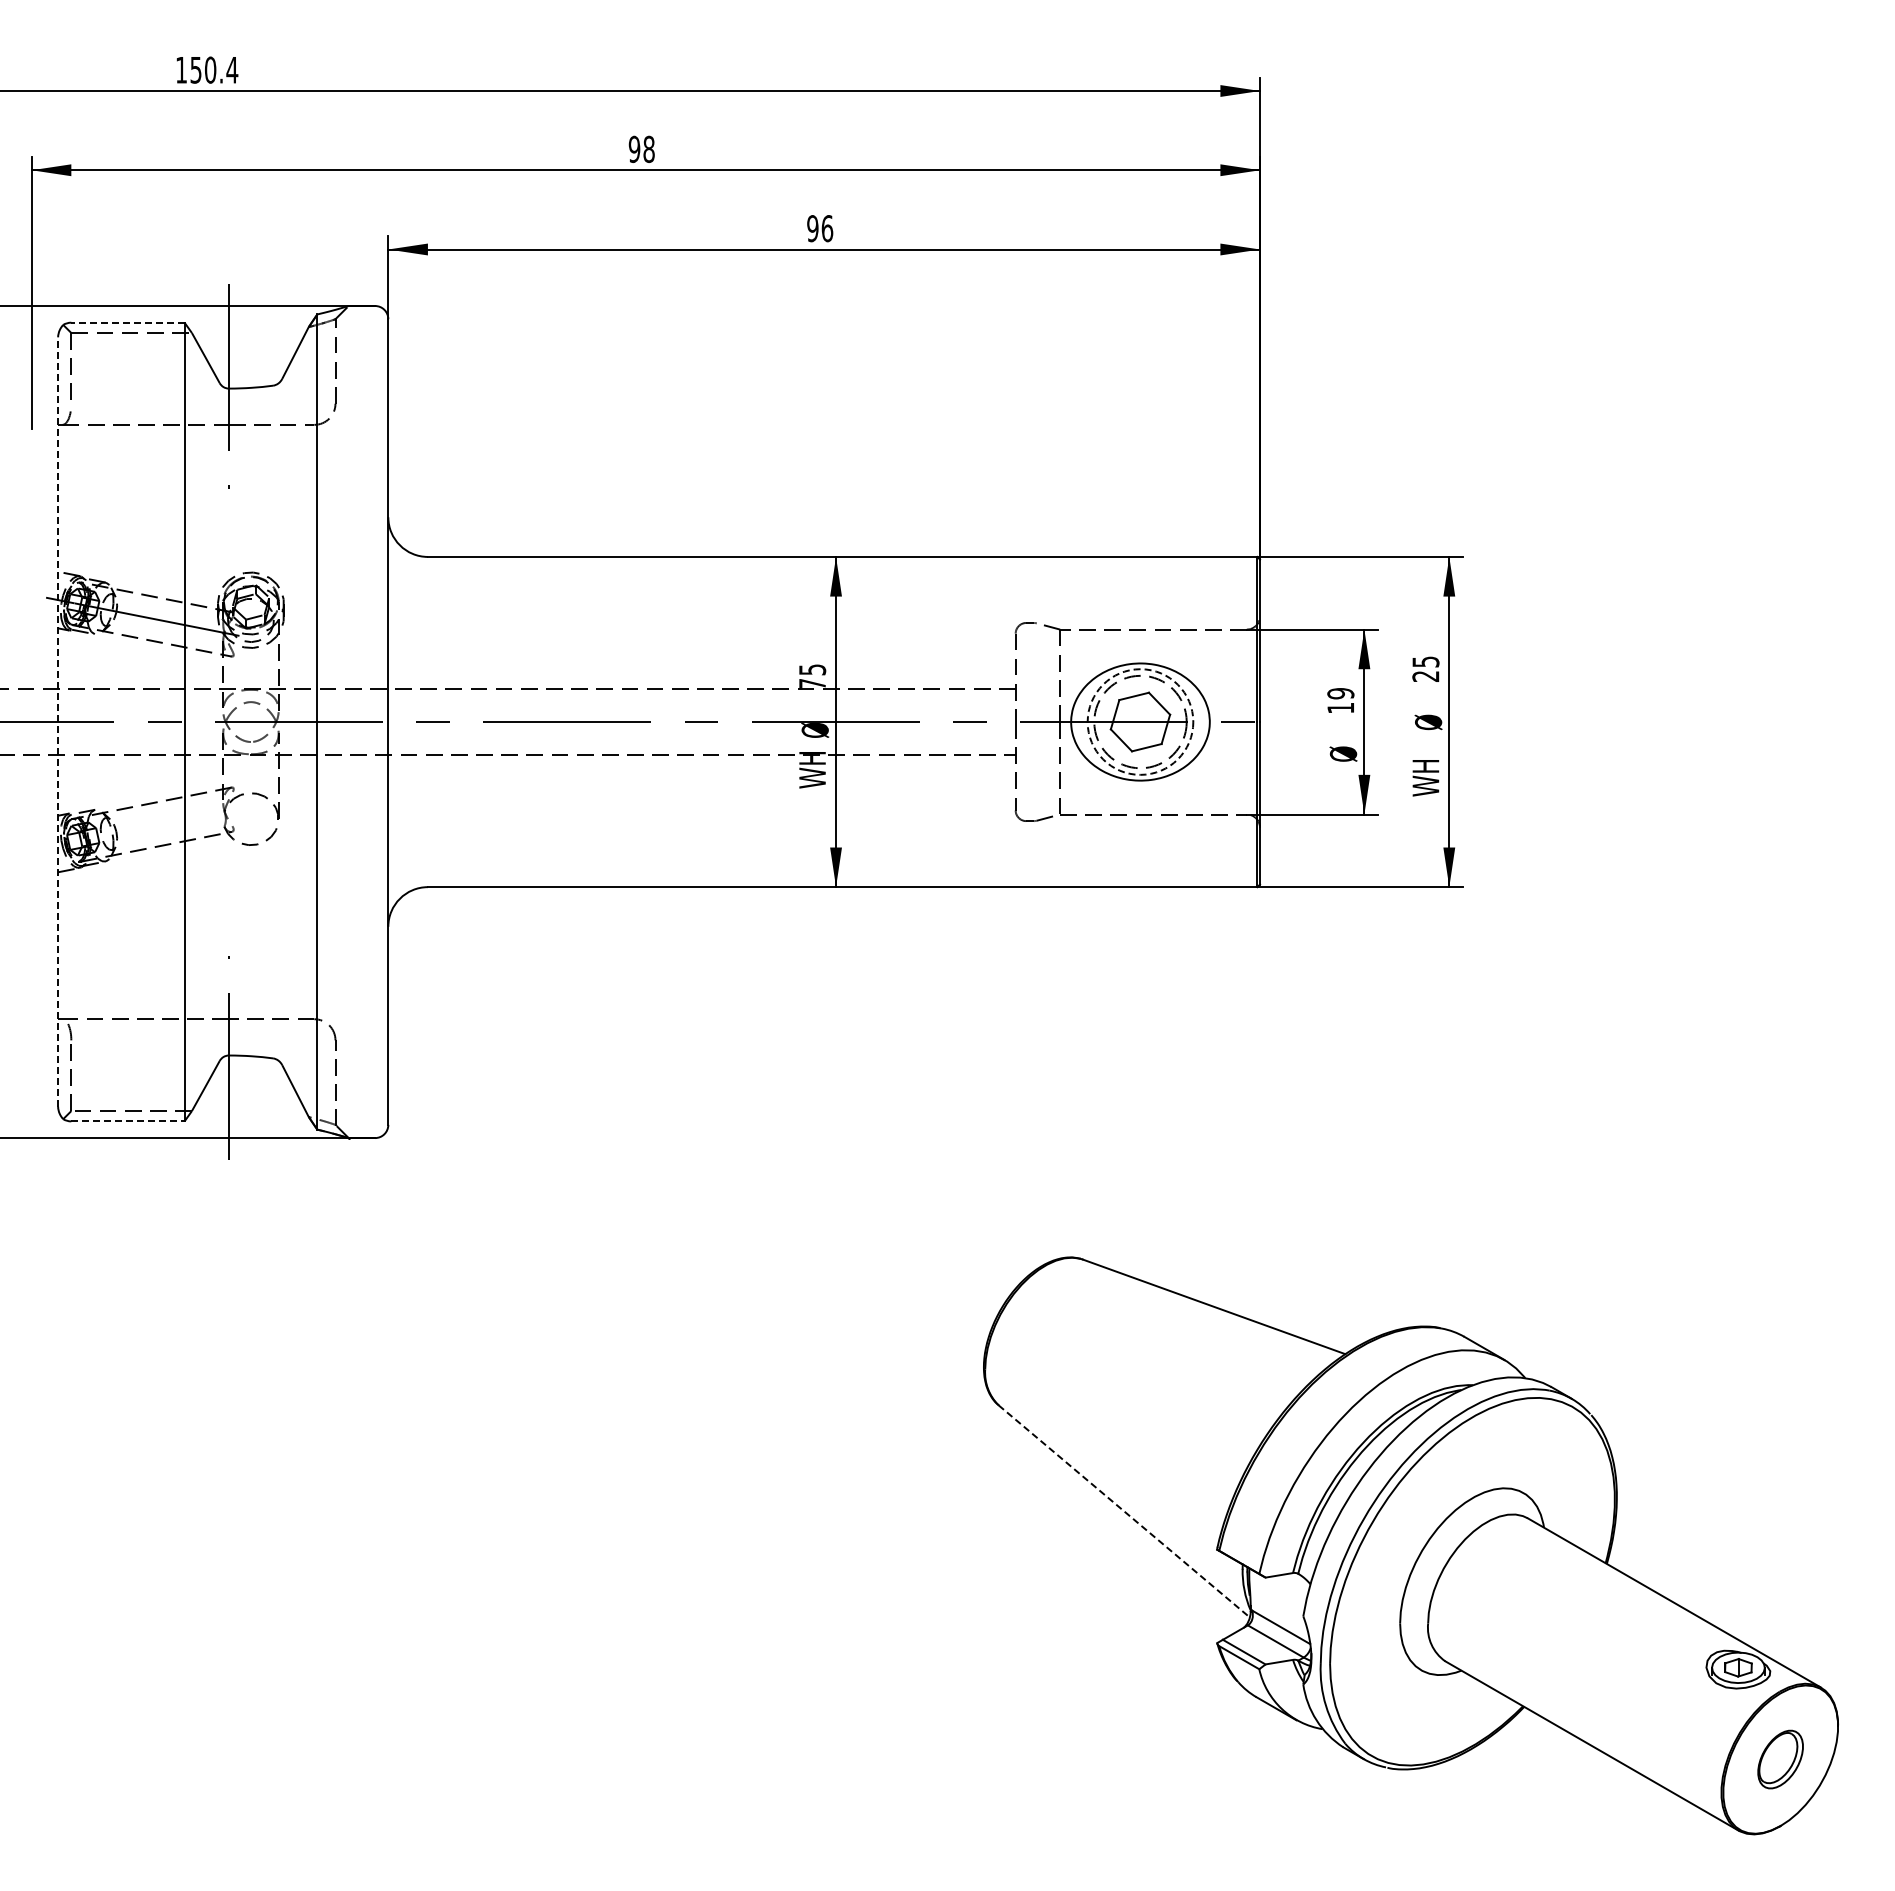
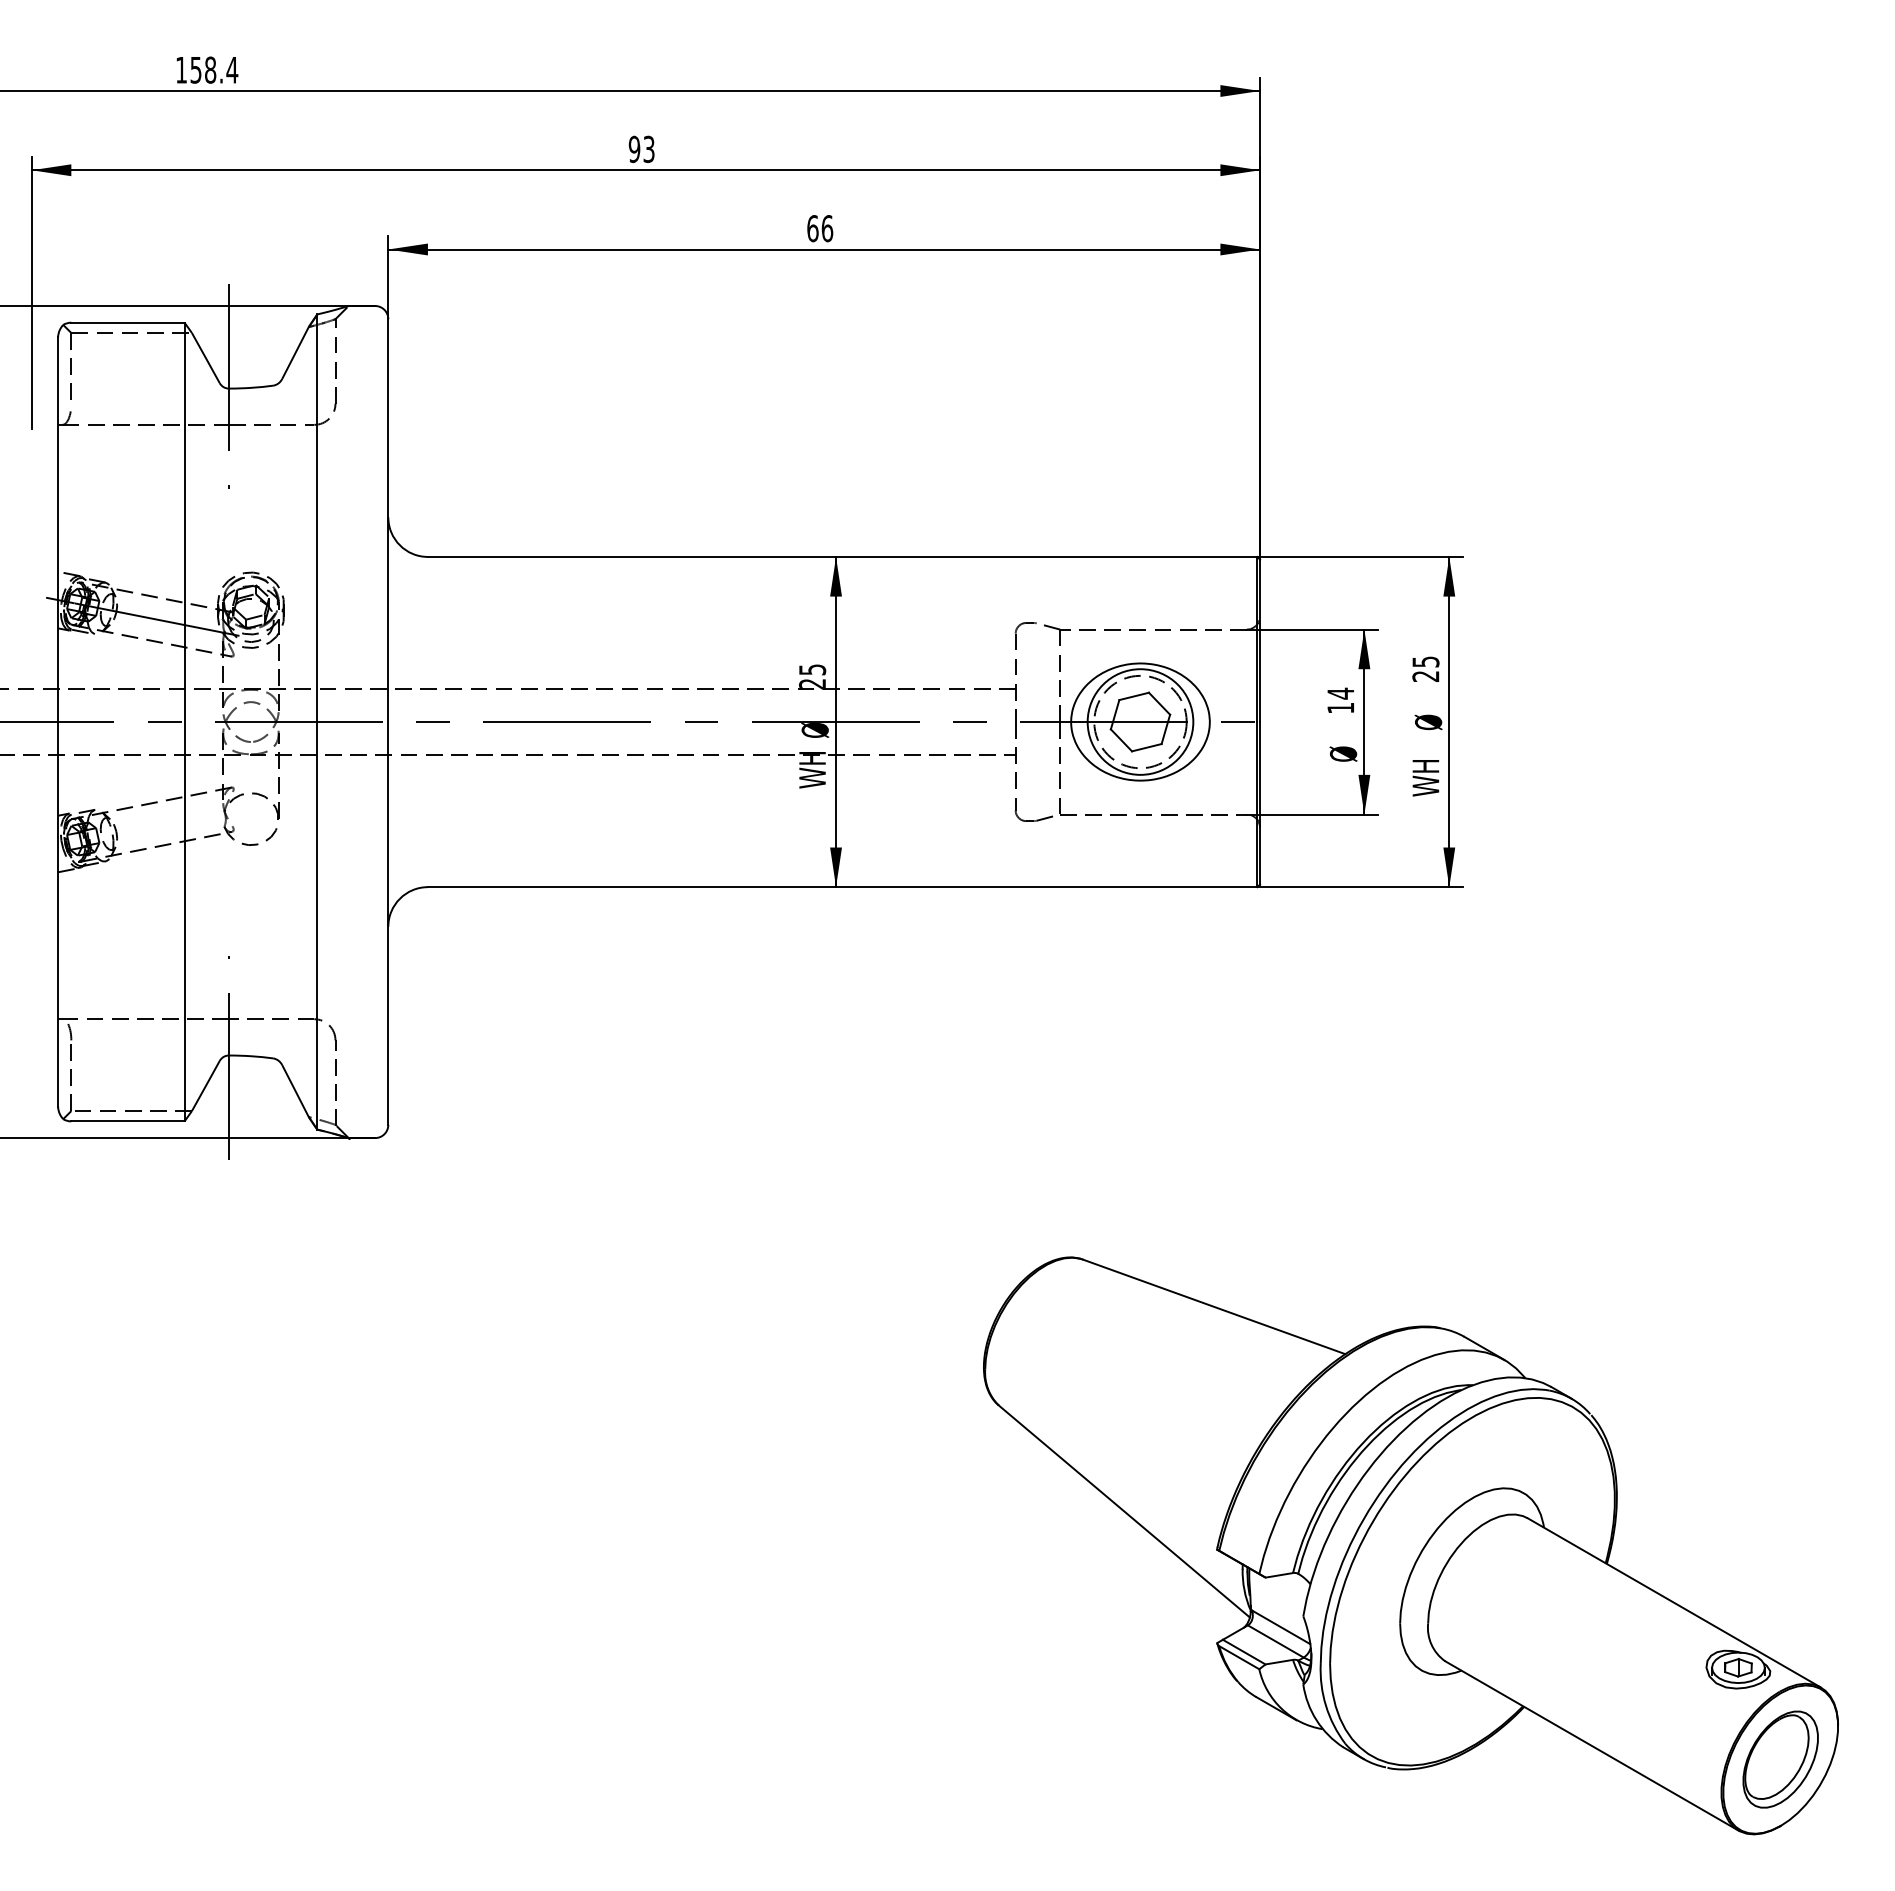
text: 150.4 -> 158.4 (210, 70)
text: 98 -> 93 (648, 148)
text: 96 -> 66 (812, 228)
line: dashed -> solid (127, 322)
text: 75 -> 25 (812, 684)
text: 19 -> 14 (1340, 693)
circle: dashed -> solid (1140, 721)
line: dashed -> solid (58, 722)
line: dashed -> solid (127, 1121)
line: dashed -> solid (1124, 1511)
part size: 47x61 px -> 77x99 px (1780, 1759)
